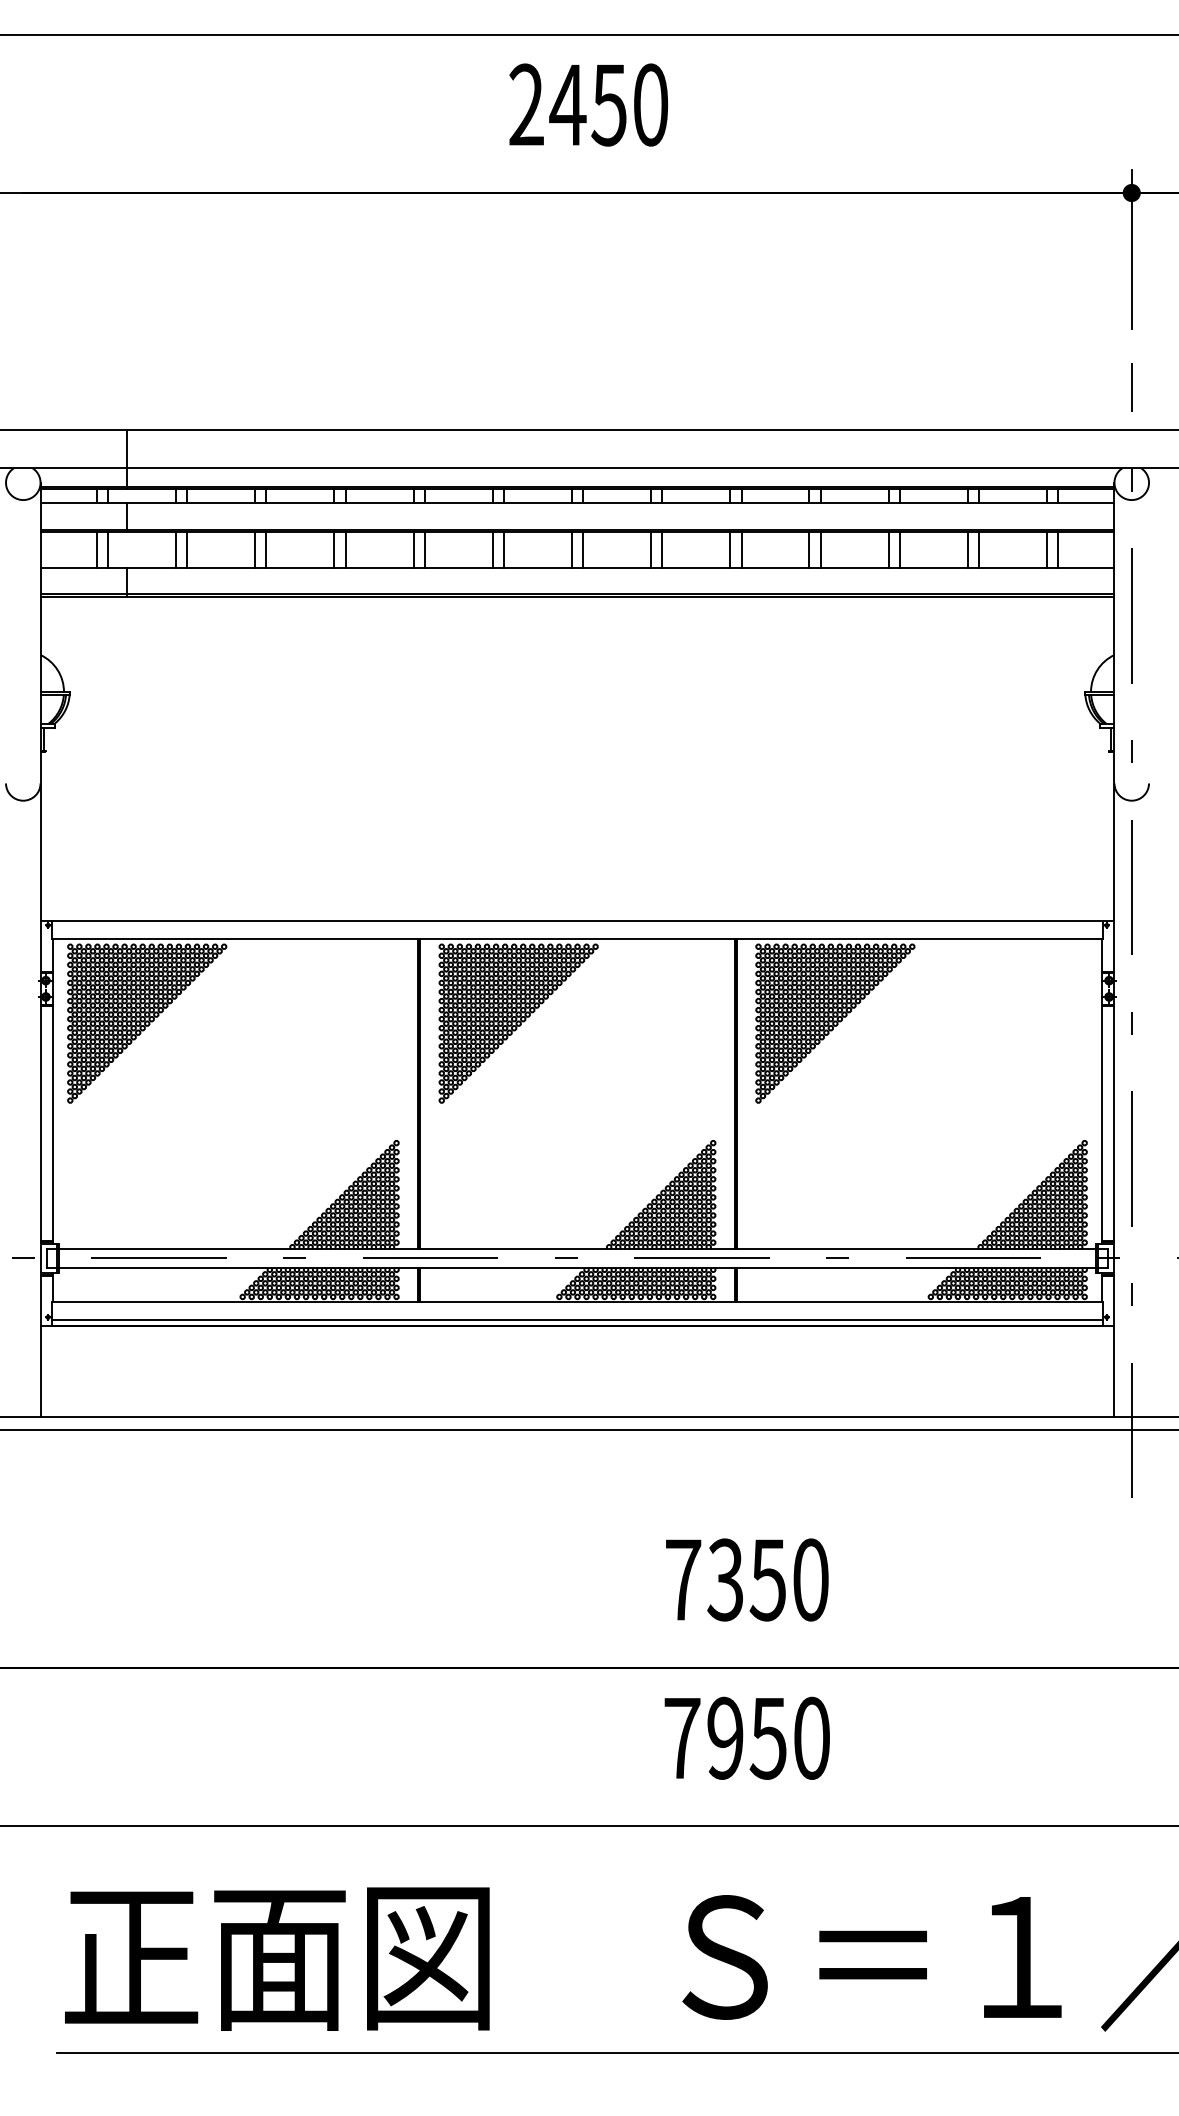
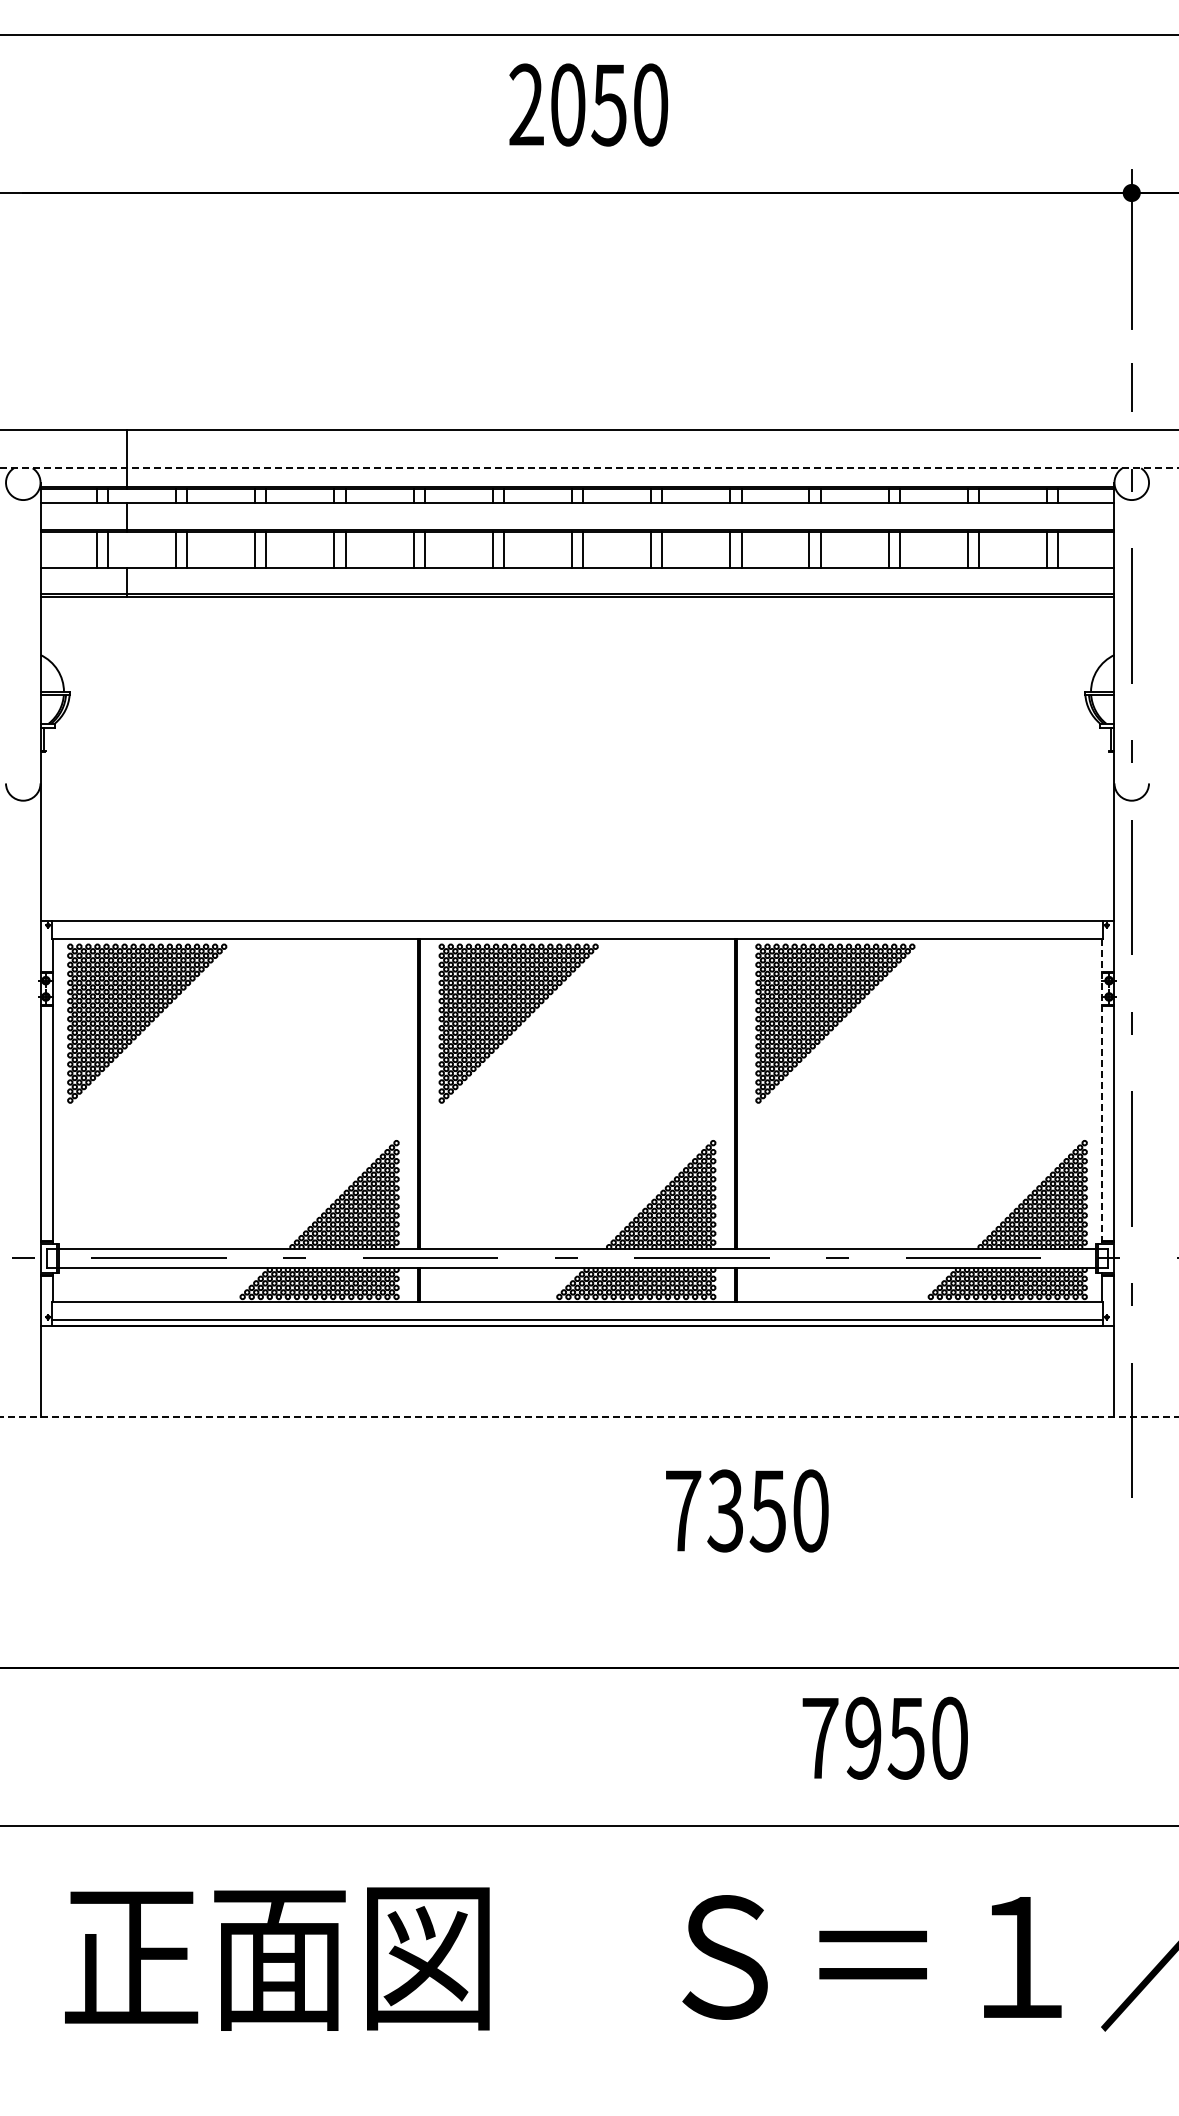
text: 2450 -> 2050 (567, 104)
line: solid -> dashed (589, 468)
line: solid -> dashed (1102, 1091)
line: solid -> dashed (589, 1416)
line: present -> none (588, 1430)
text position: (747, 1579) -> (747, 1510) (747, 1510)
text position: (746, 1737) -> (884, 1737) (884, 1737)
line: present -> none (616, 2052)
